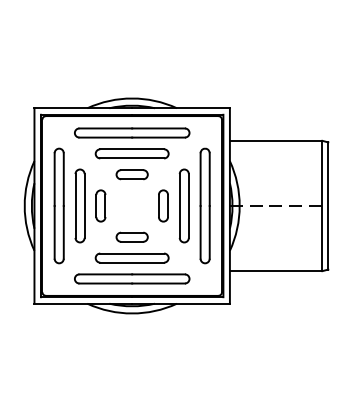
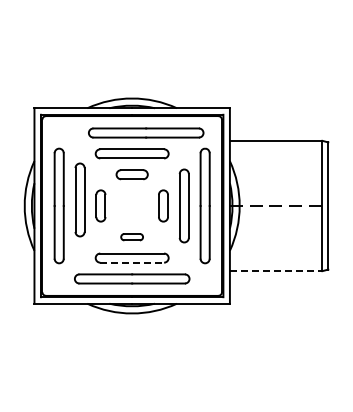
part position: (132, 132) -> (146, 132) (146, 132)
part position: (79, 205) -> (79, 199) (79, 199)
part size: 34x12 px -> 24x9 px (131, 237)
line: solid -> dashed (132, 262)
line: solid -> dashed (276, 271)
